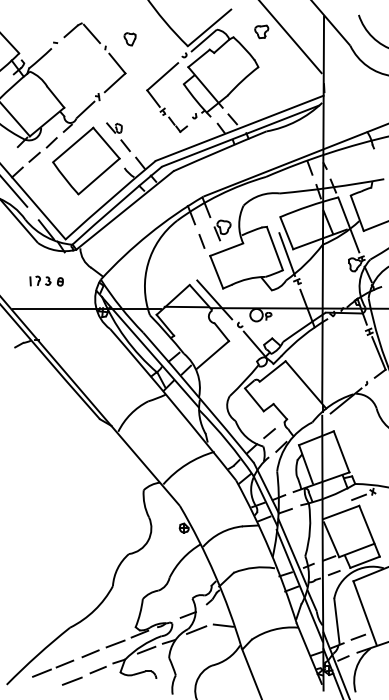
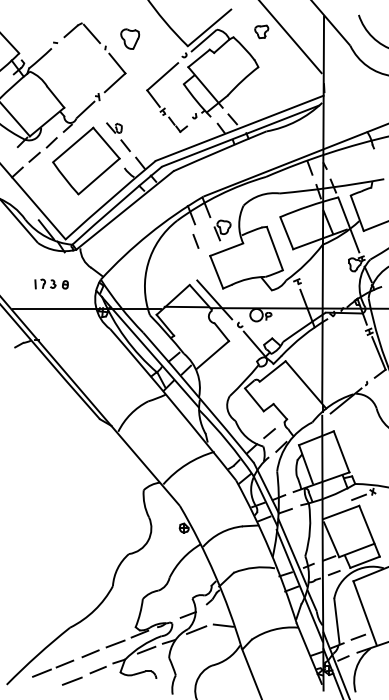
part size: 14x15 px -> 21x22 px (130, 38)
line: present -> none (14, 192)
line position: (201, 241) -> (195, 241) (195, 241)
line: present -> none (287, 254)
part position: (46, 280) -> (51, 283) (51, 283)
